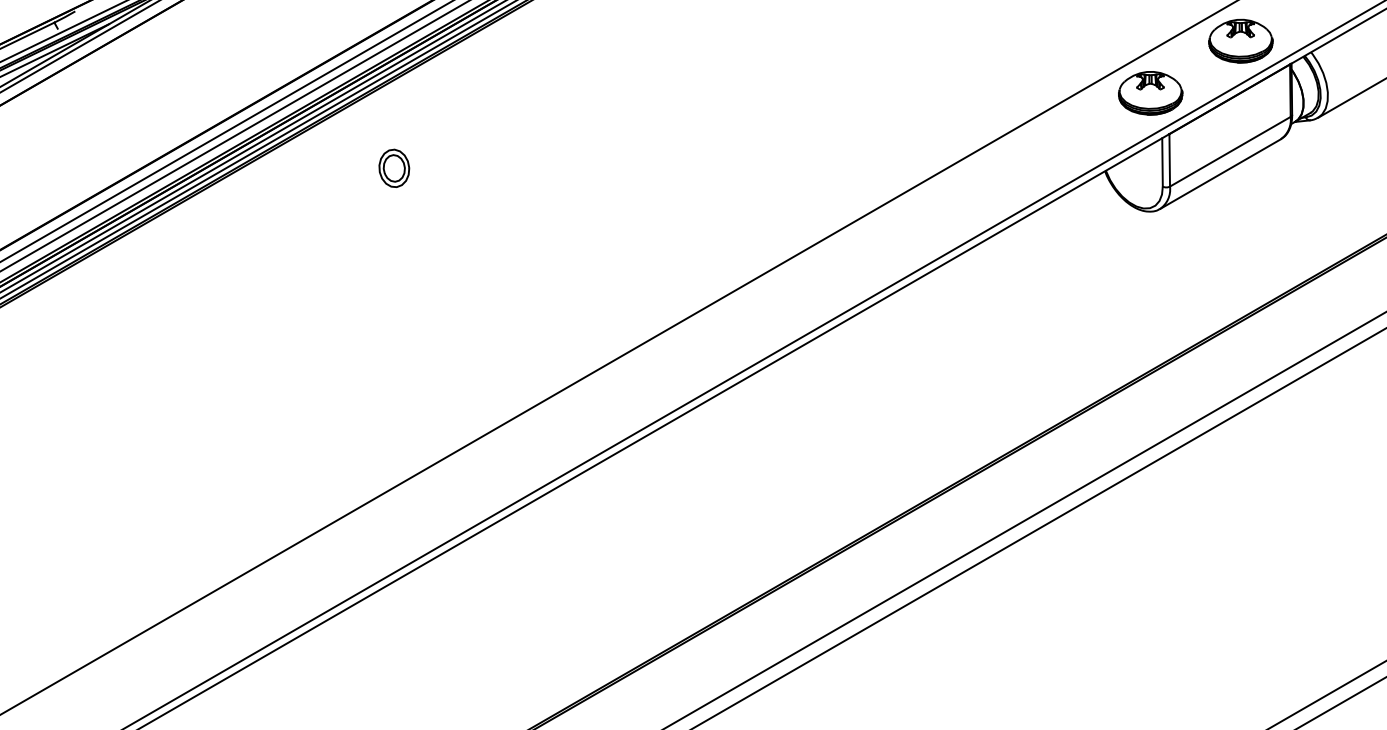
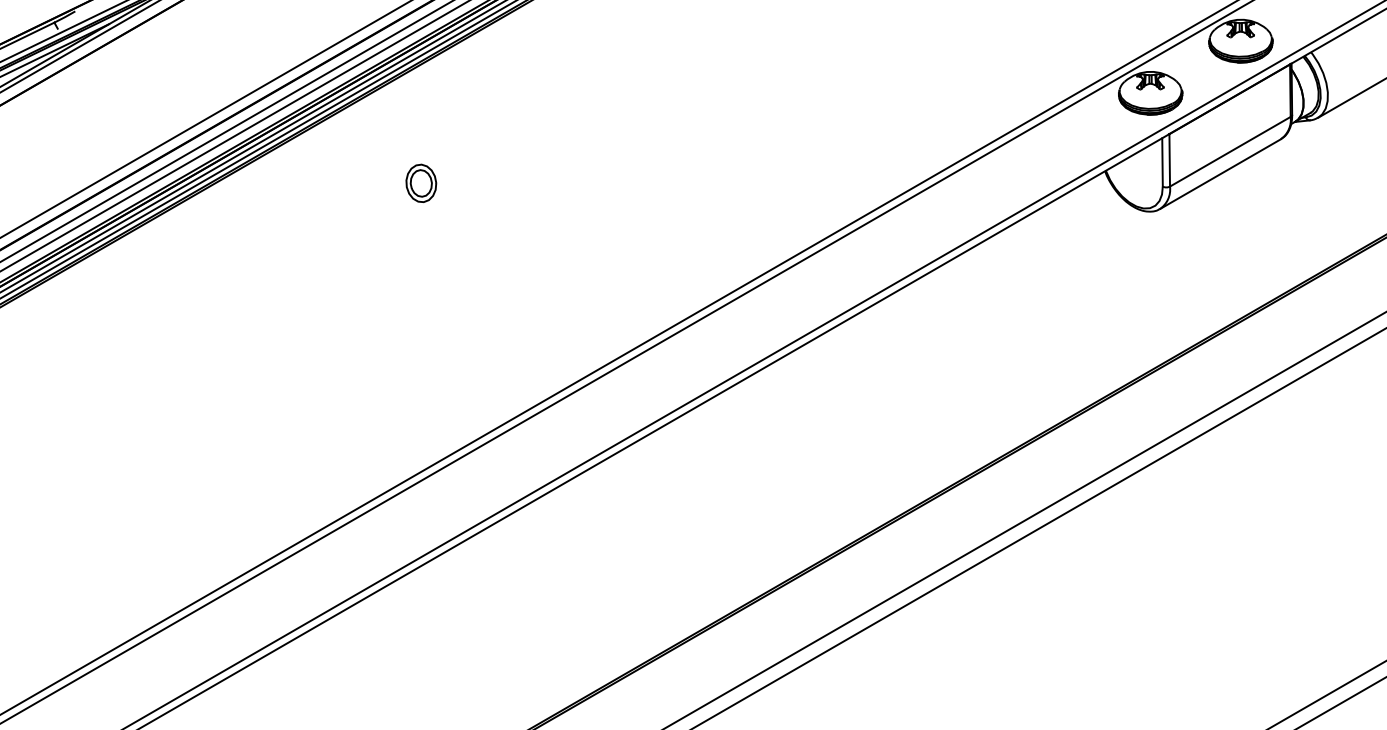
line: none -> present (205, 119)
part position: (394, 167) -> (421, 182) (421, 182)
line: none -> present (626, 362)
